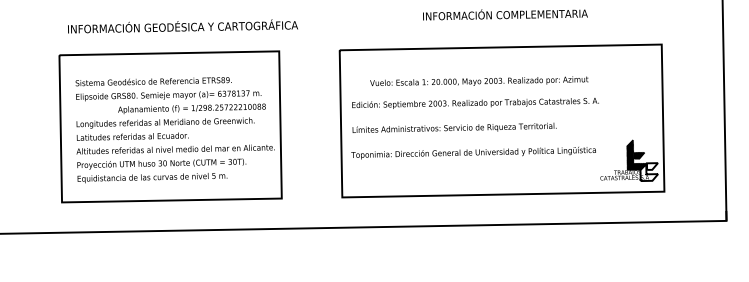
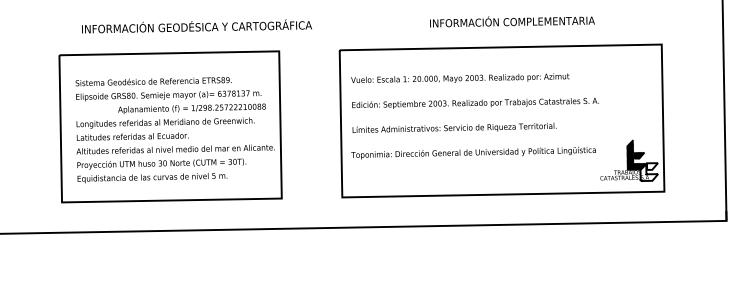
text position: (505, 14) -> (512, 21) (512, 21)
text position: (182, 26) -> (196, 26) (196, 26)
text position: (479, 80) -> (460, 77) (460, 77)
